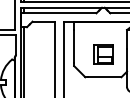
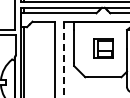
part position: (103, 54) -> (103, 48) (103, 48)
line: solid -> dashed (63, 60)
